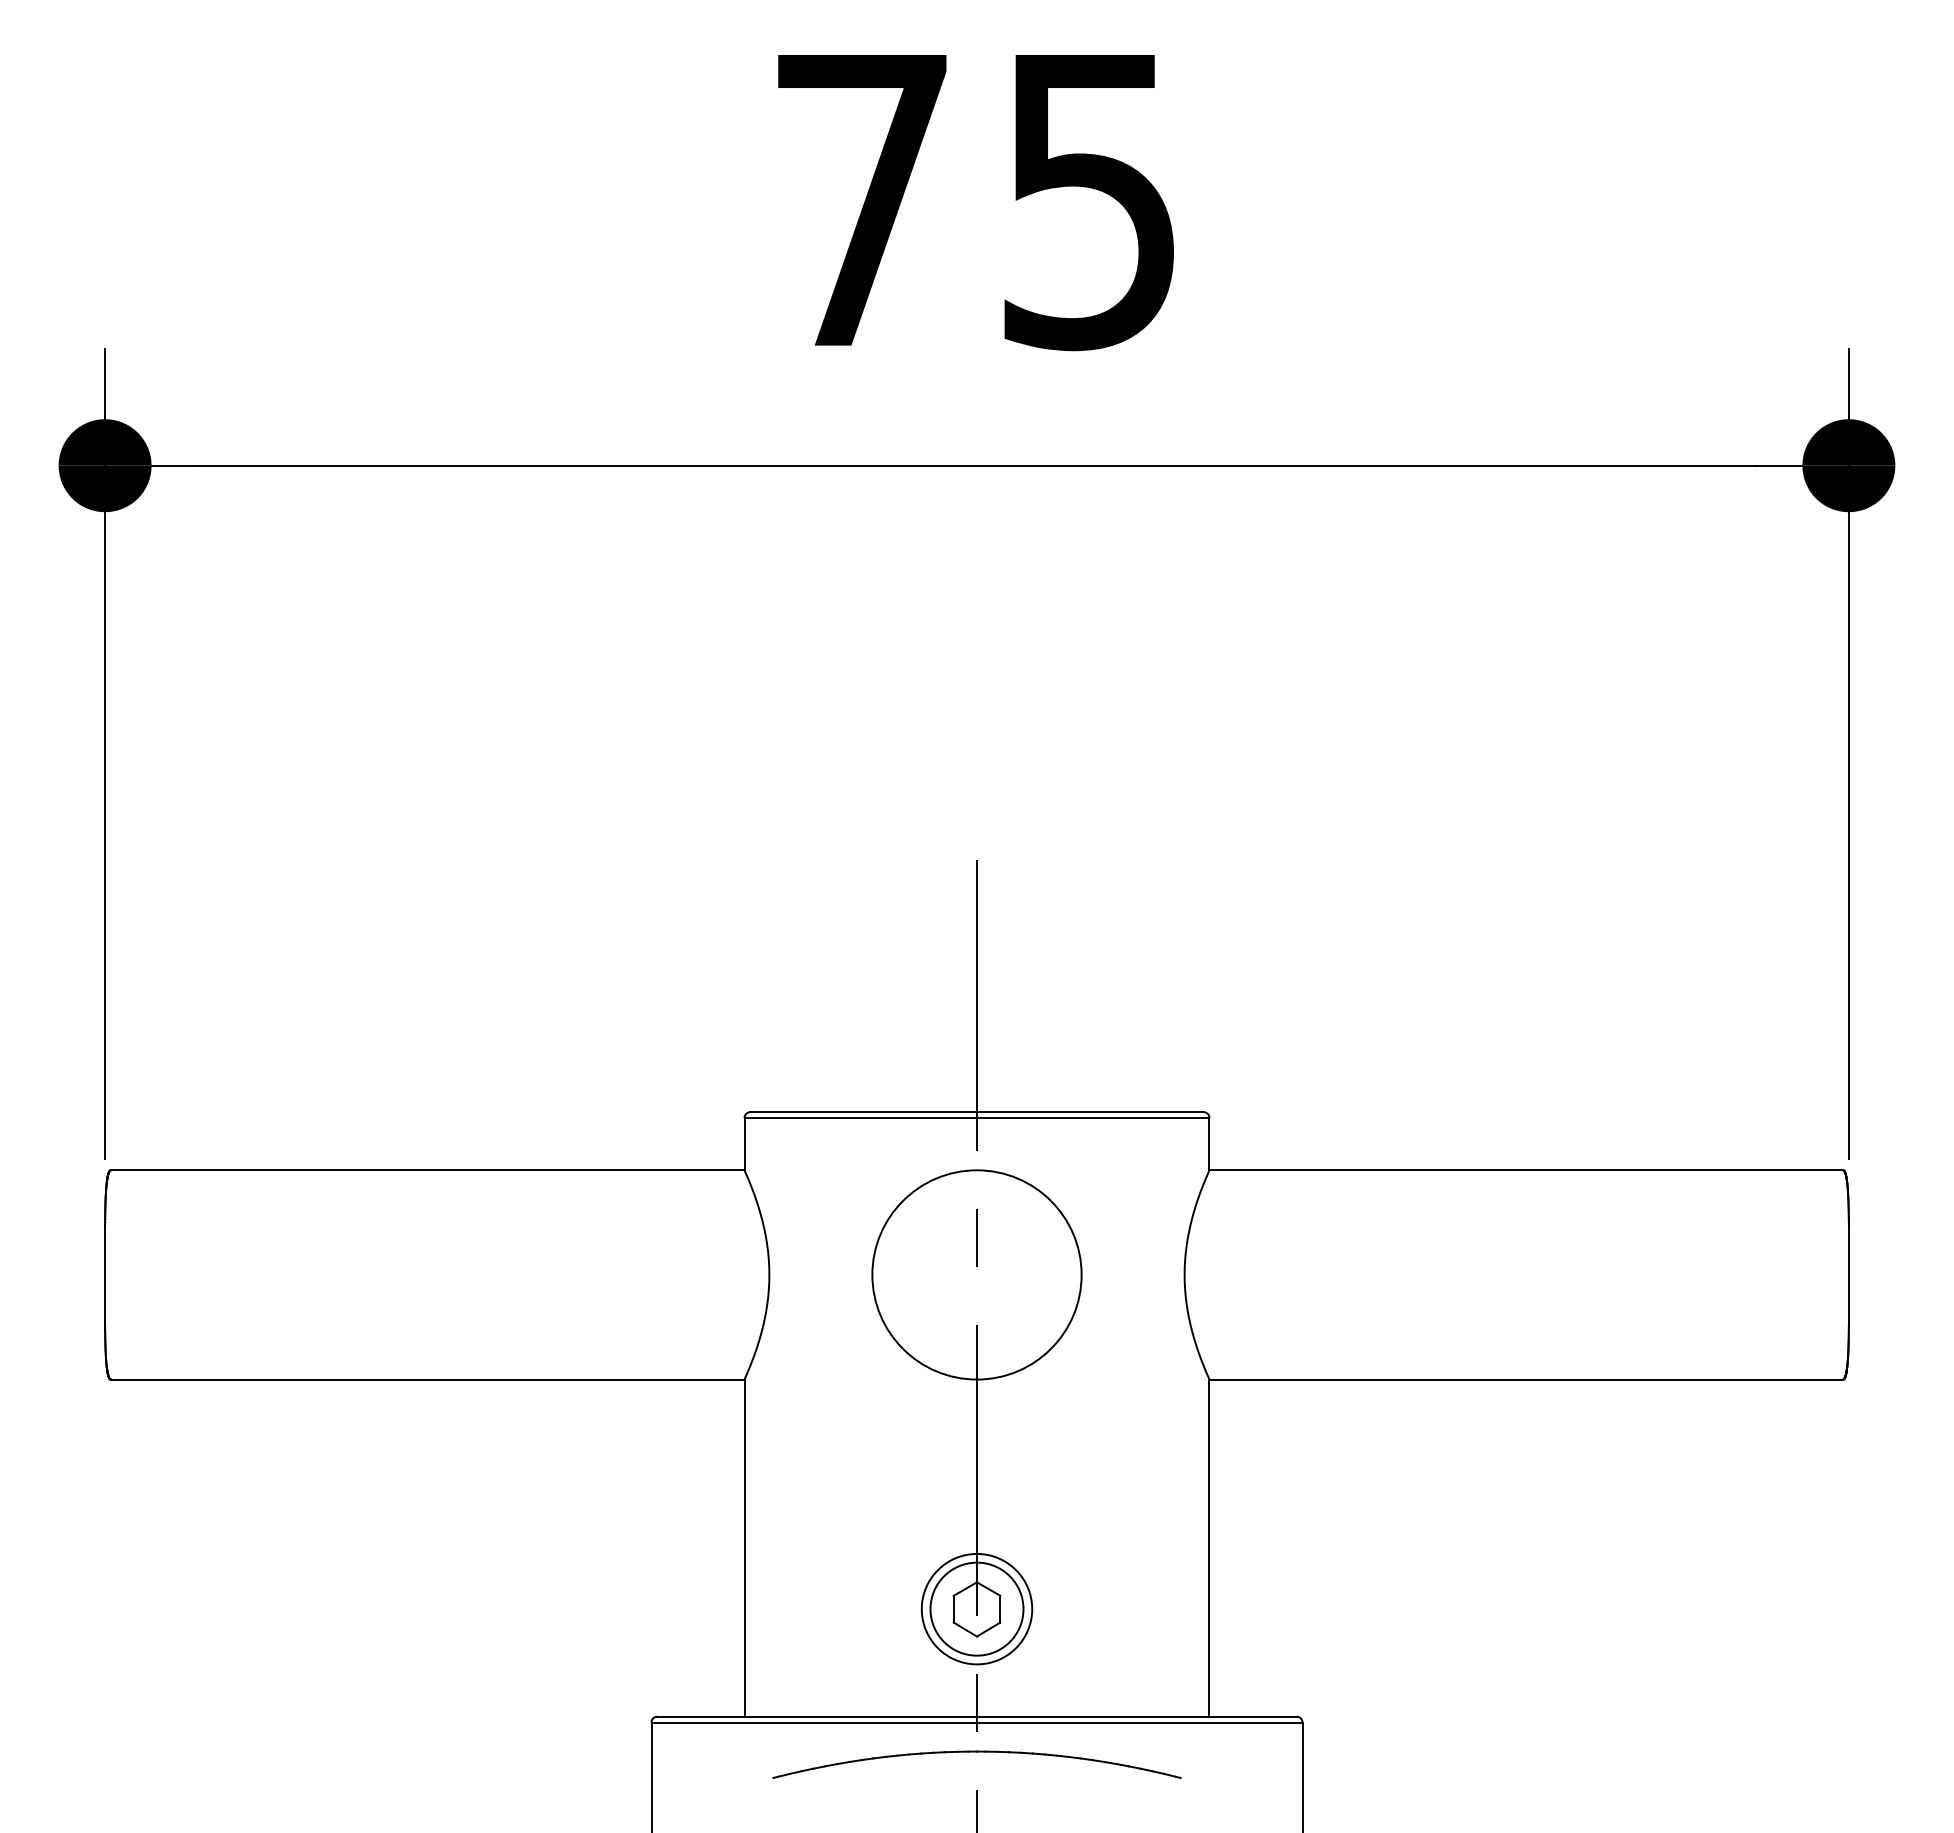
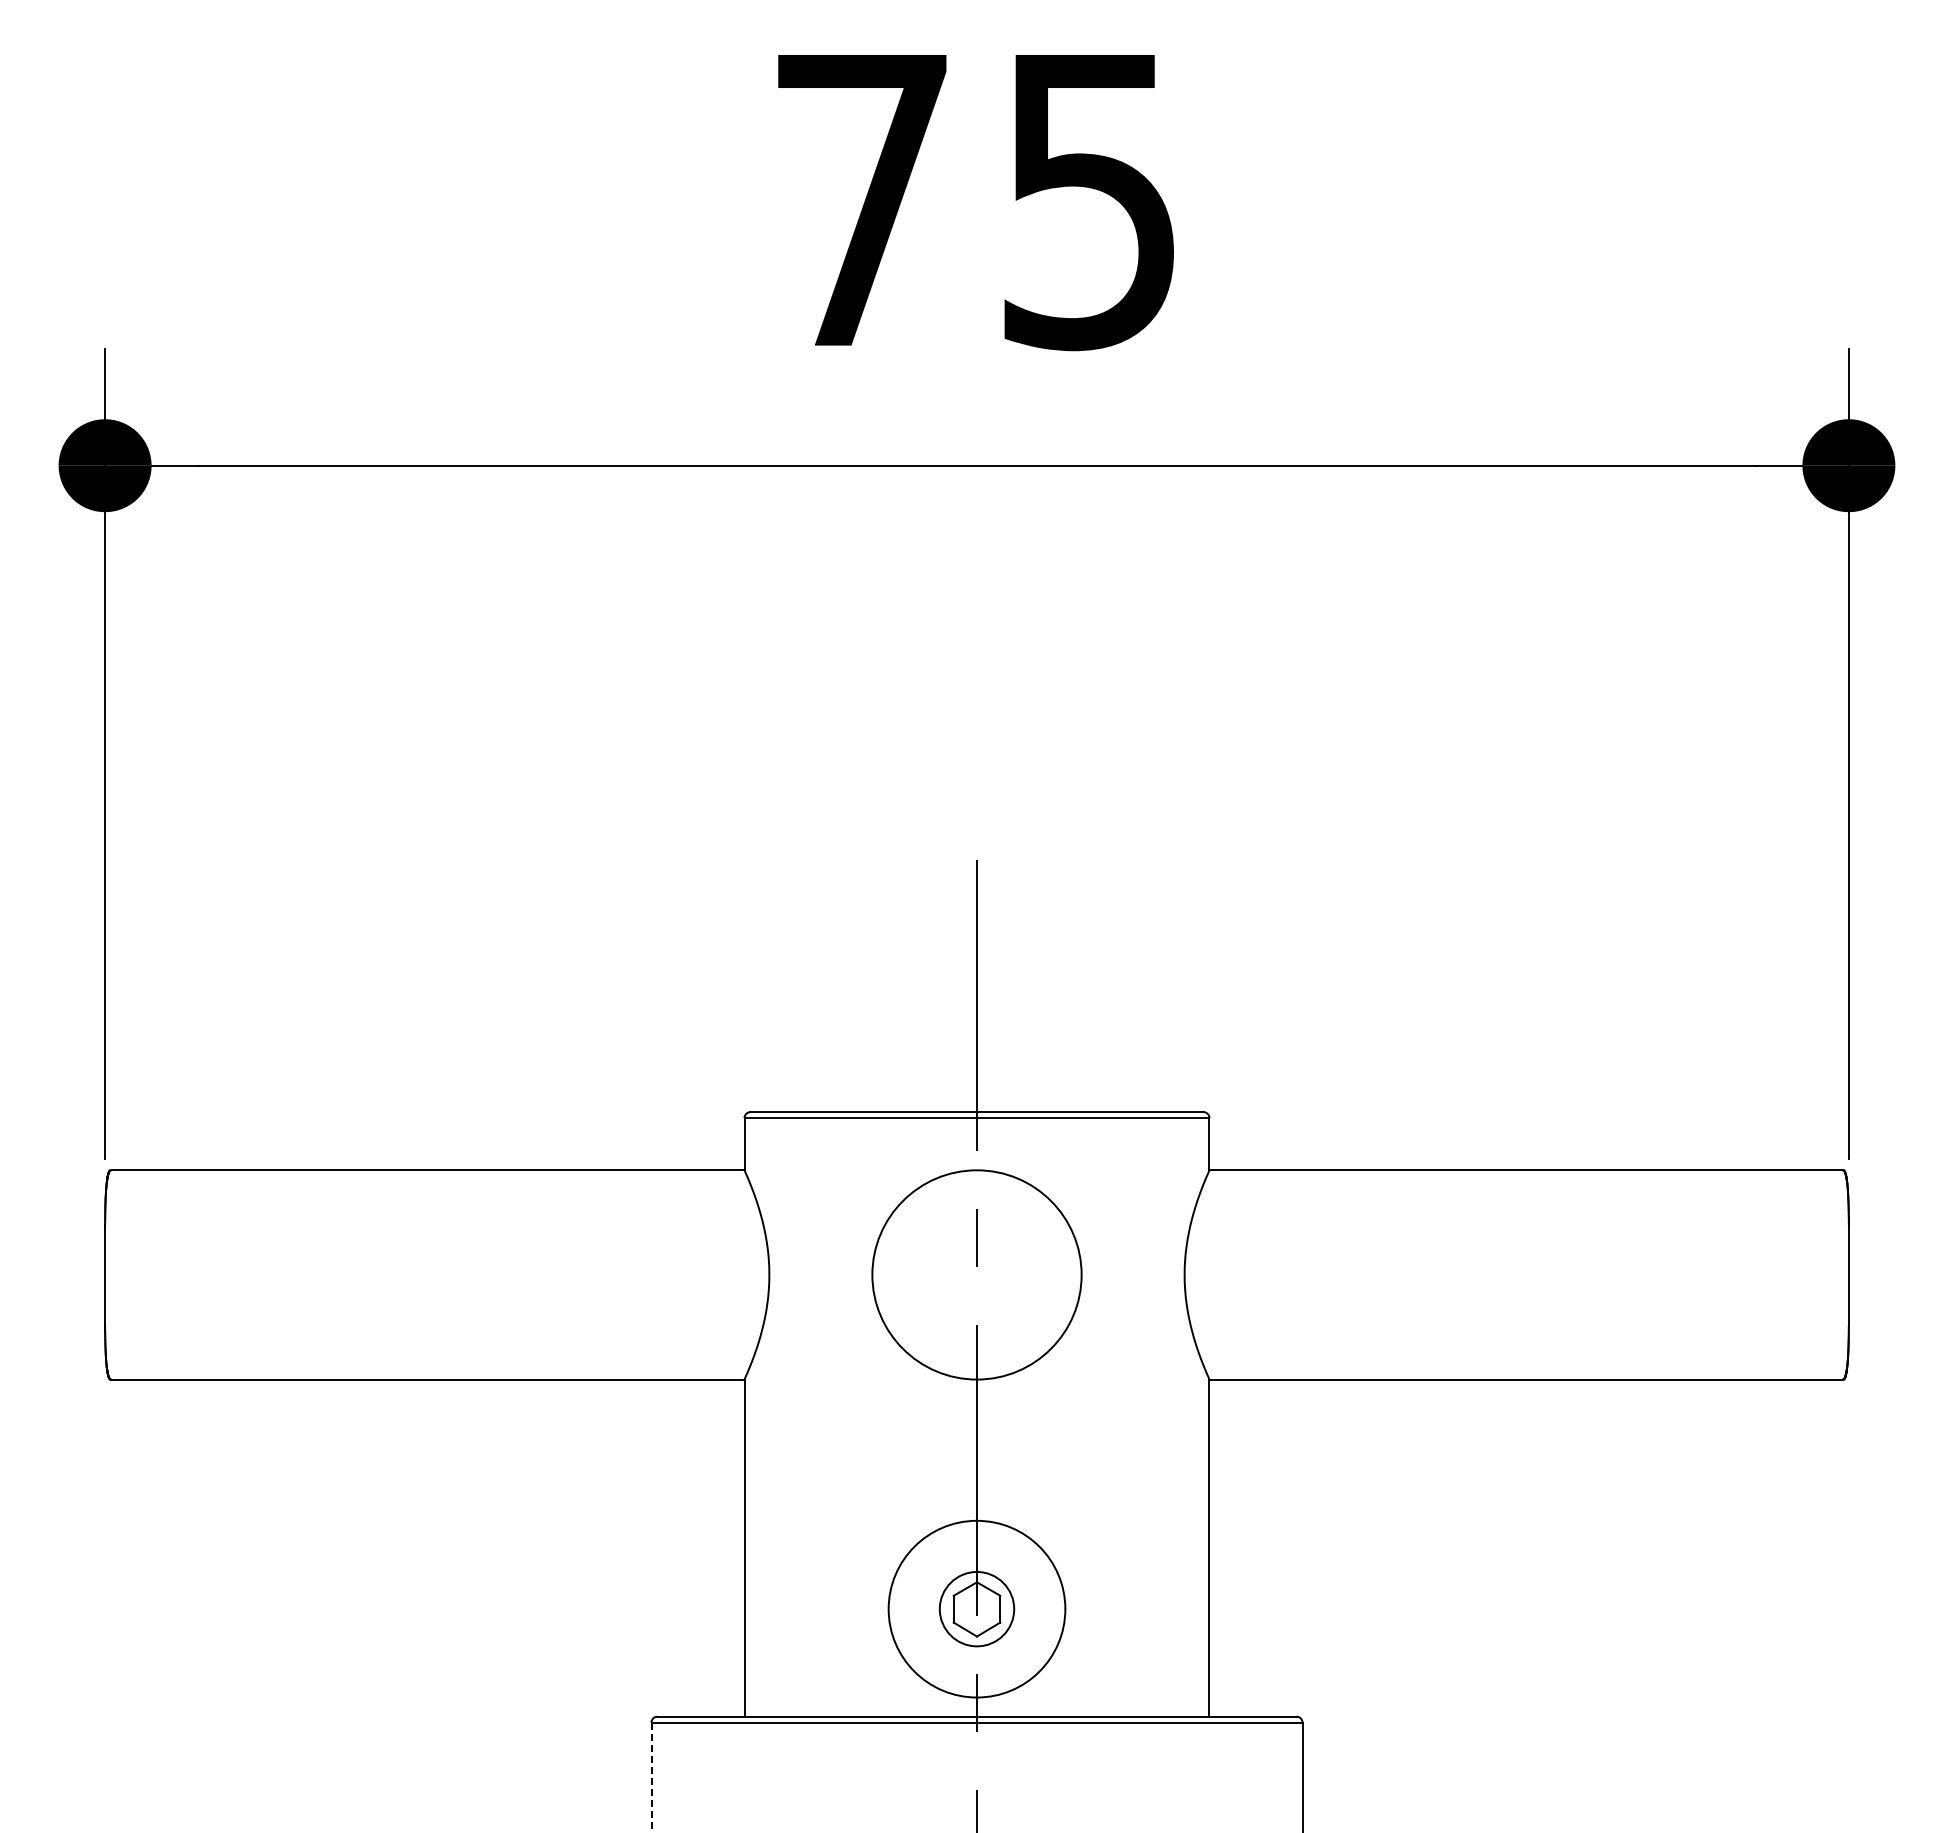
circle diameter: 110 px -> 177 px (976, 1608)
circle diameter: 93 px -> 74 px (976, 1608)
part: present -> none (976, 1752)
line: solid -> dashed (651, 1777)
